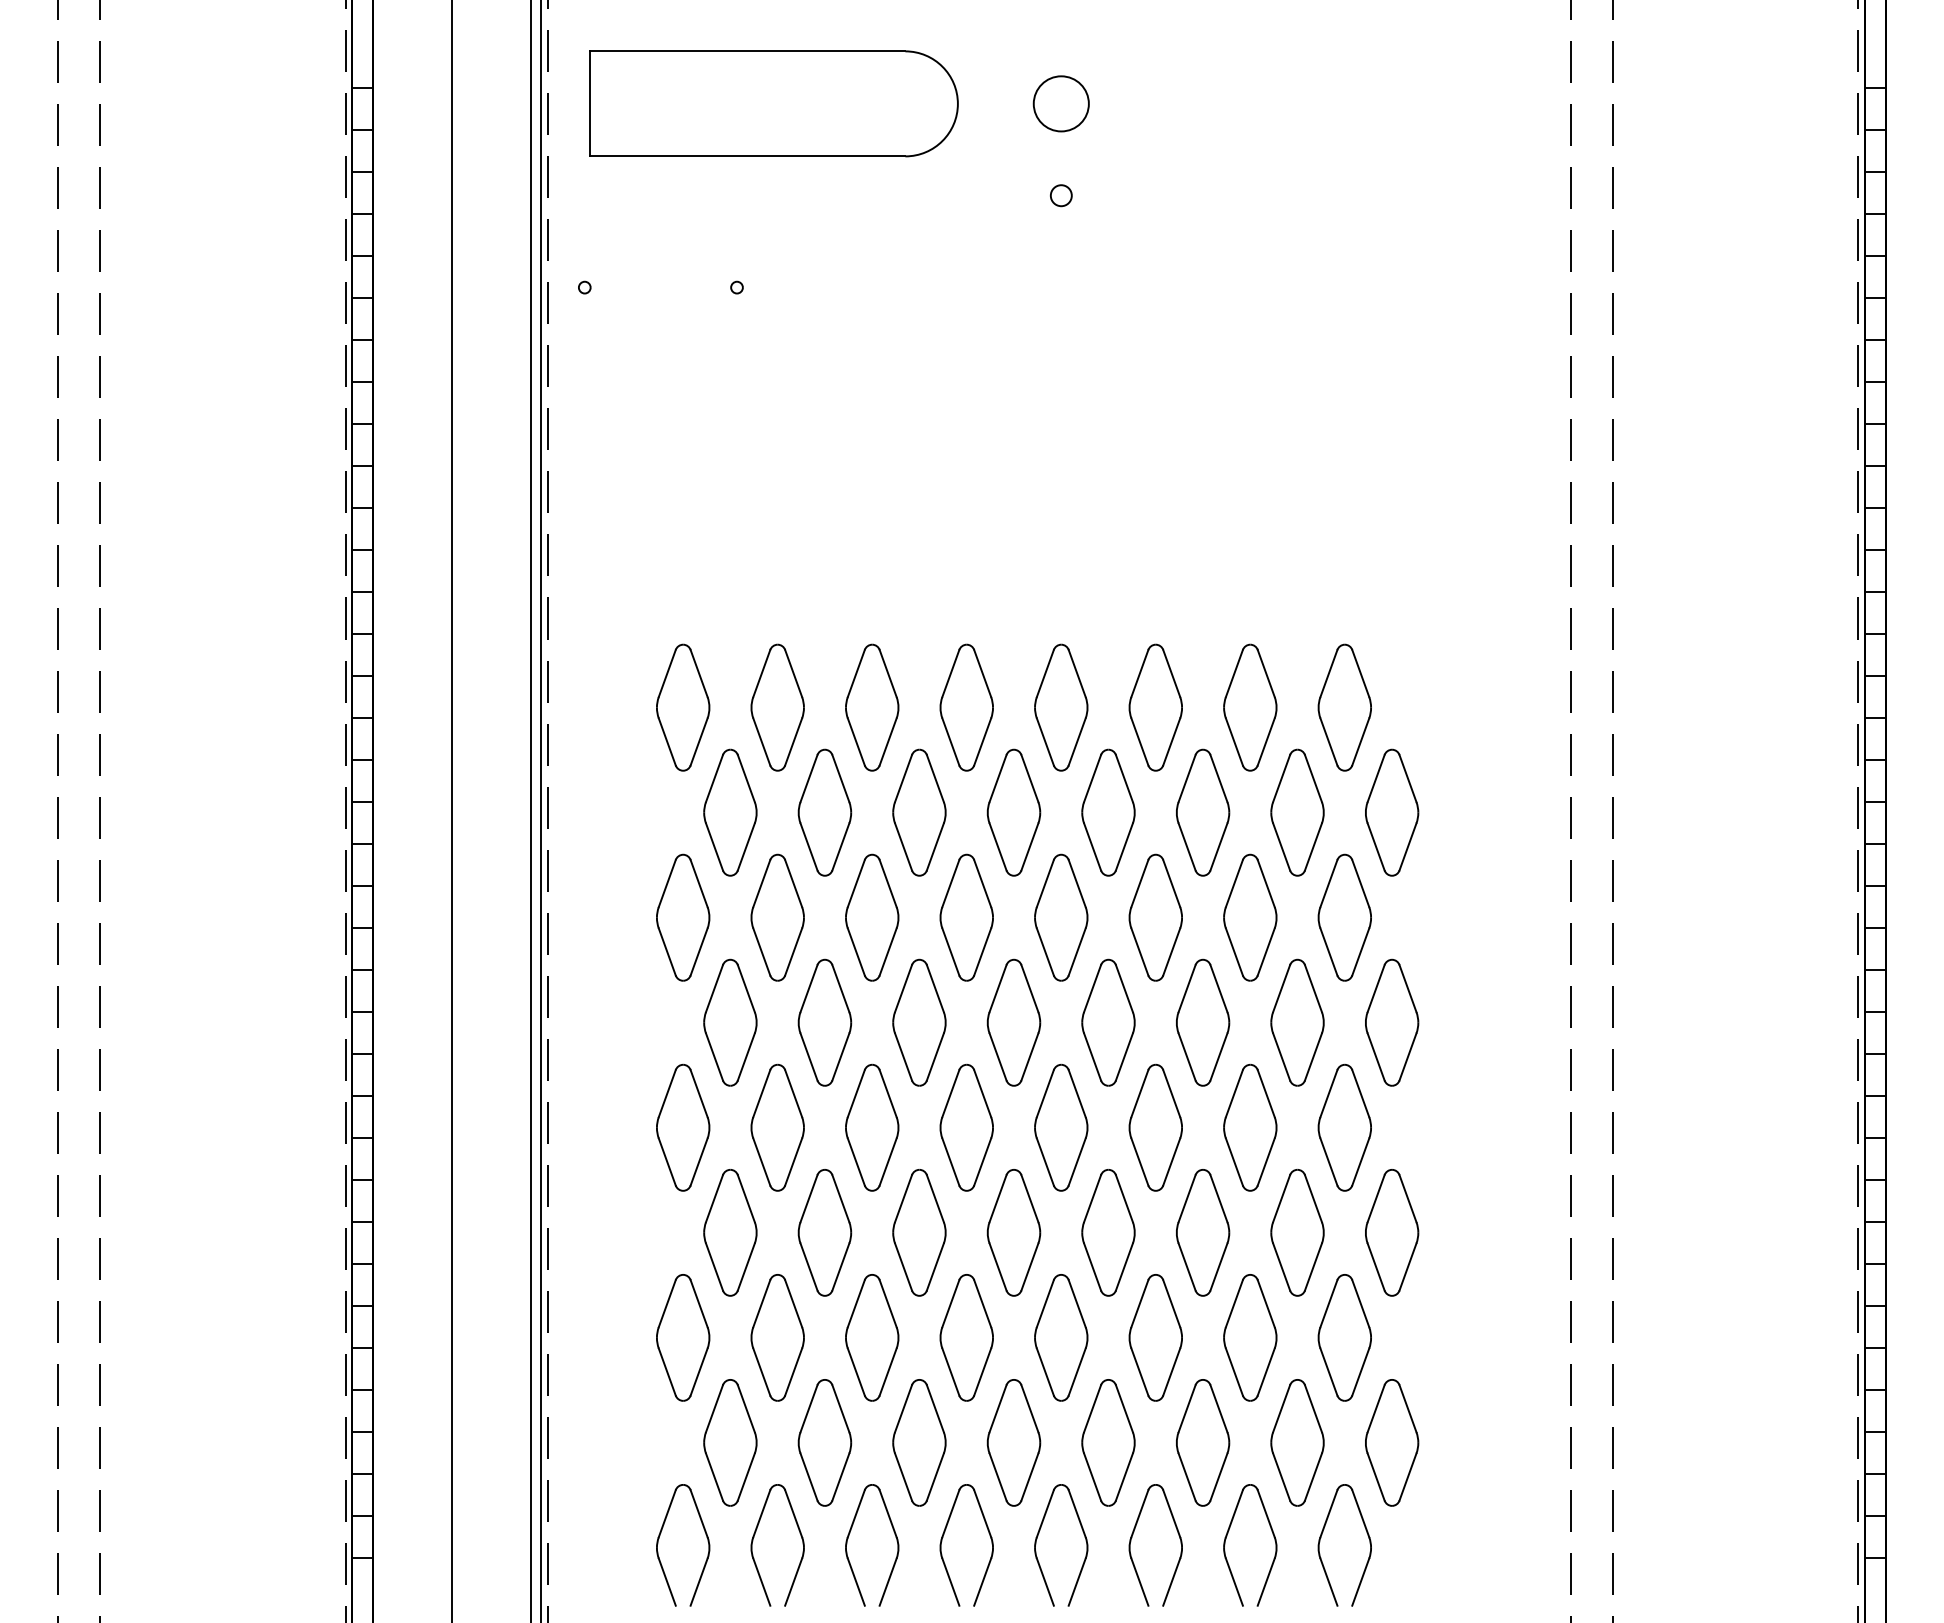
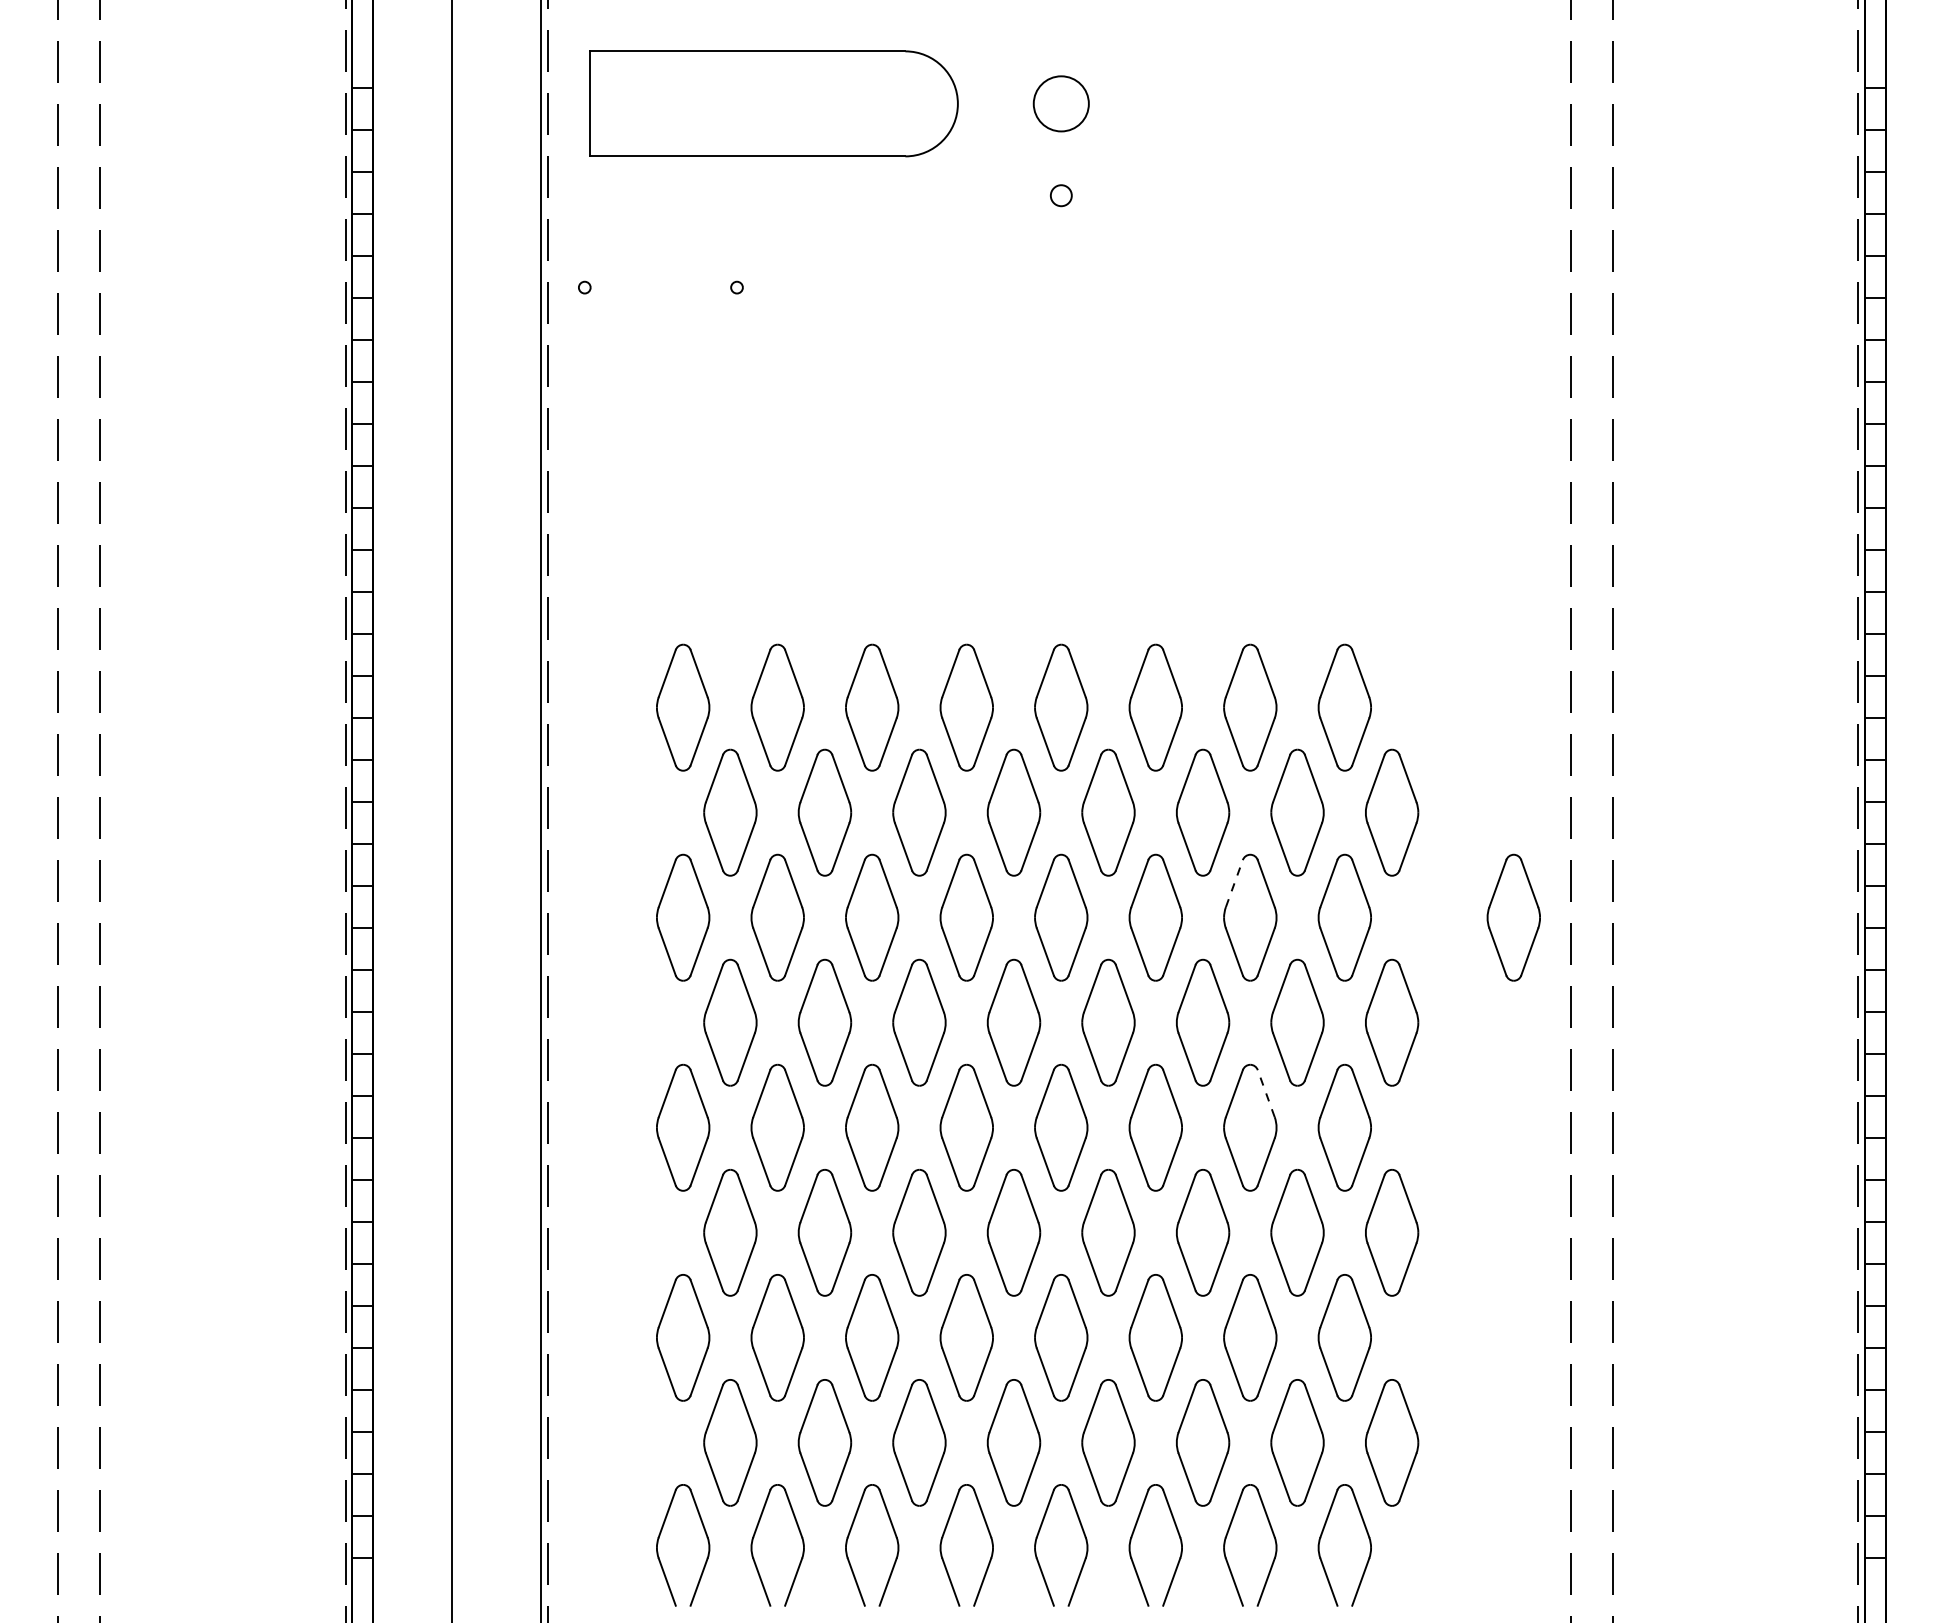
line: present -> none (530, 810)
line: solid -> dashed (1234, 883)
part: none -> present (1513, 917)
line: solid -> dashed (1266, 1093)
